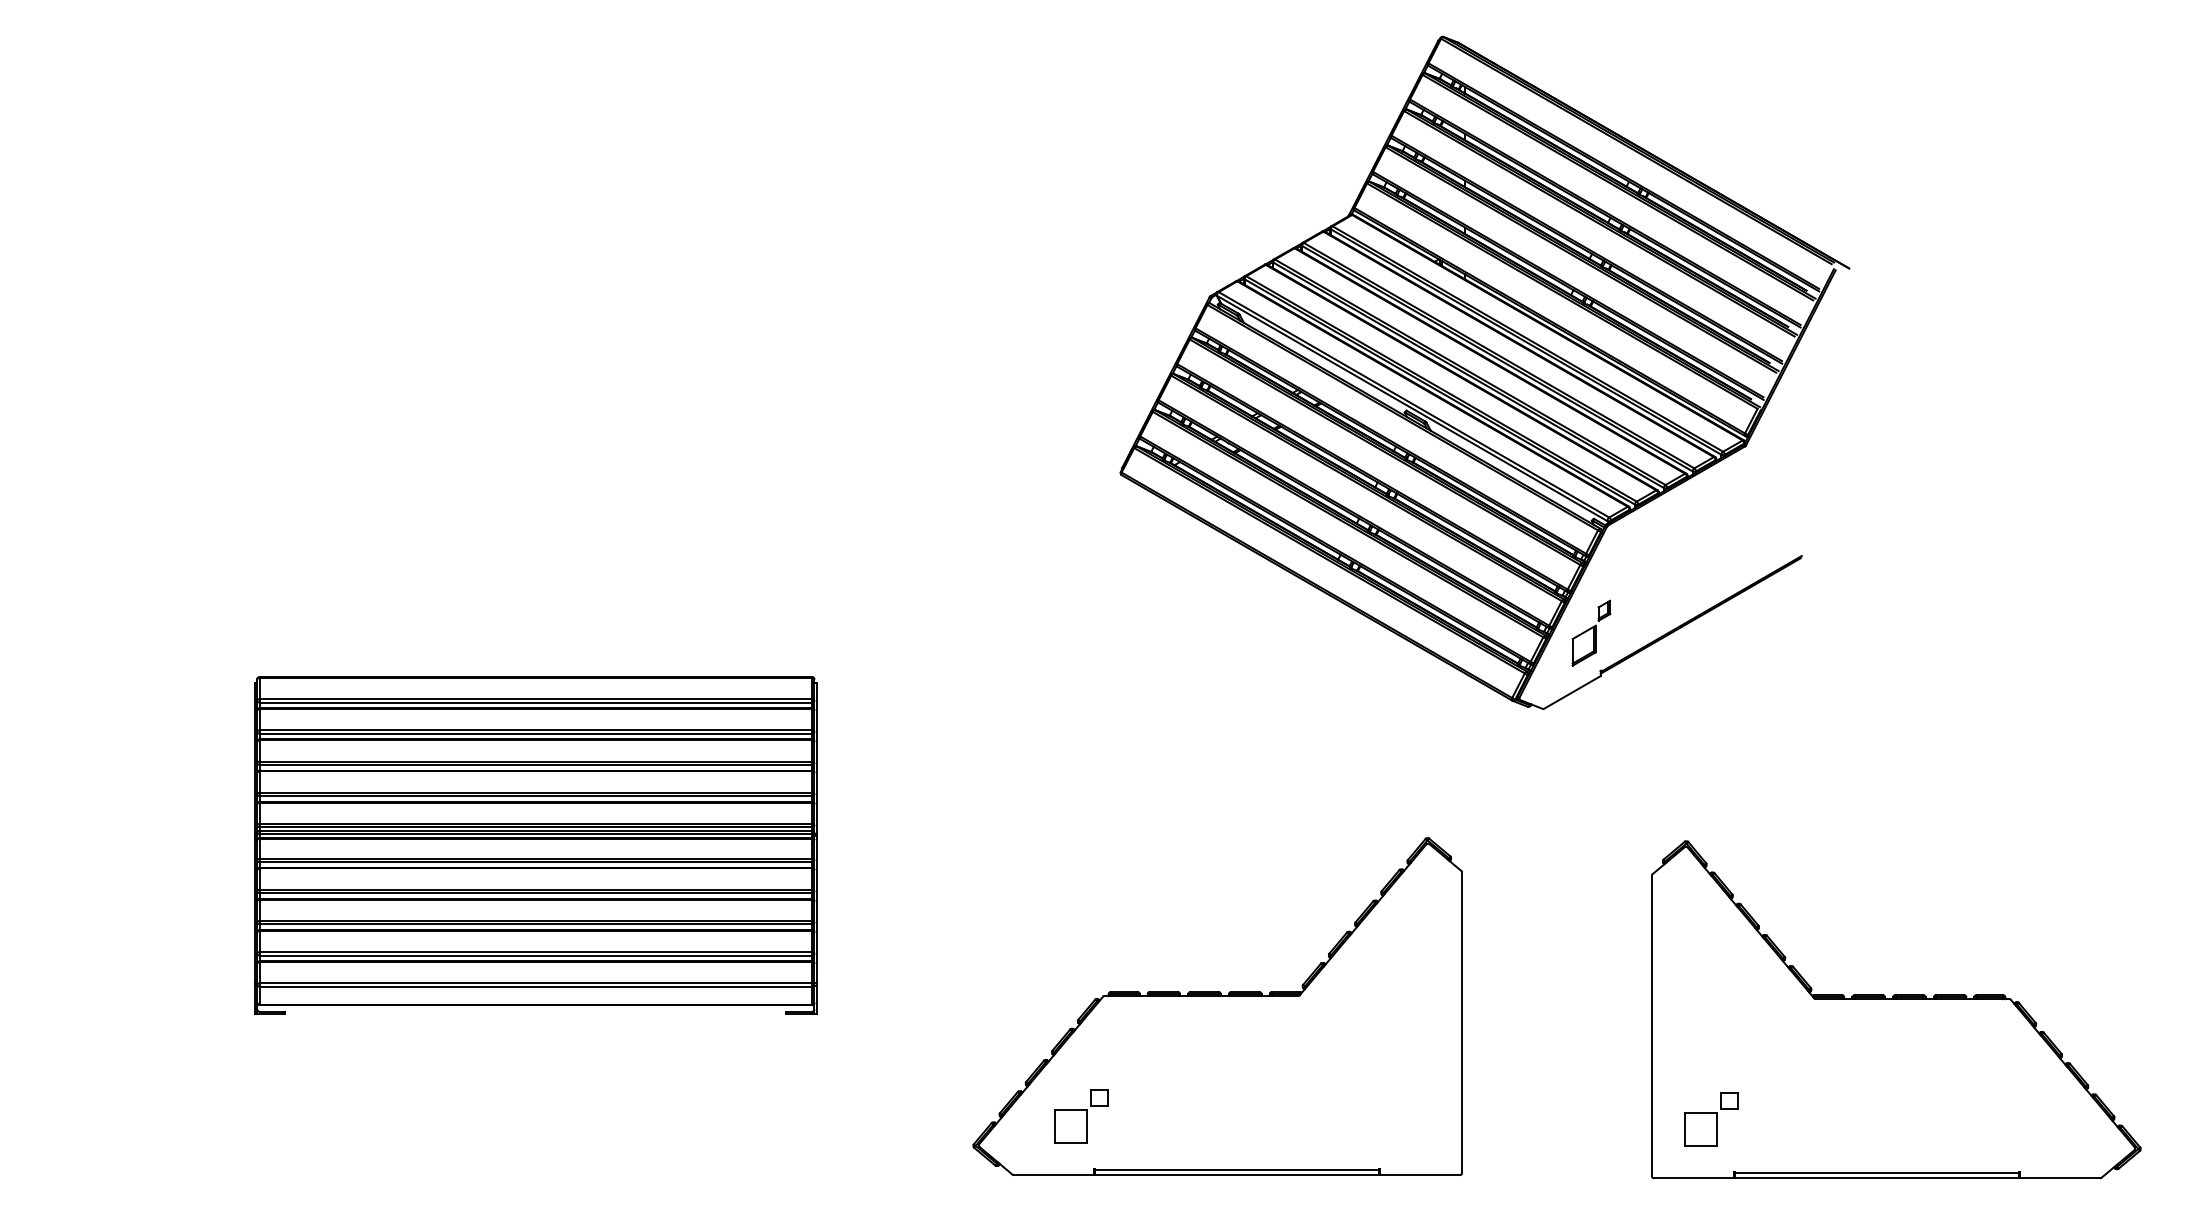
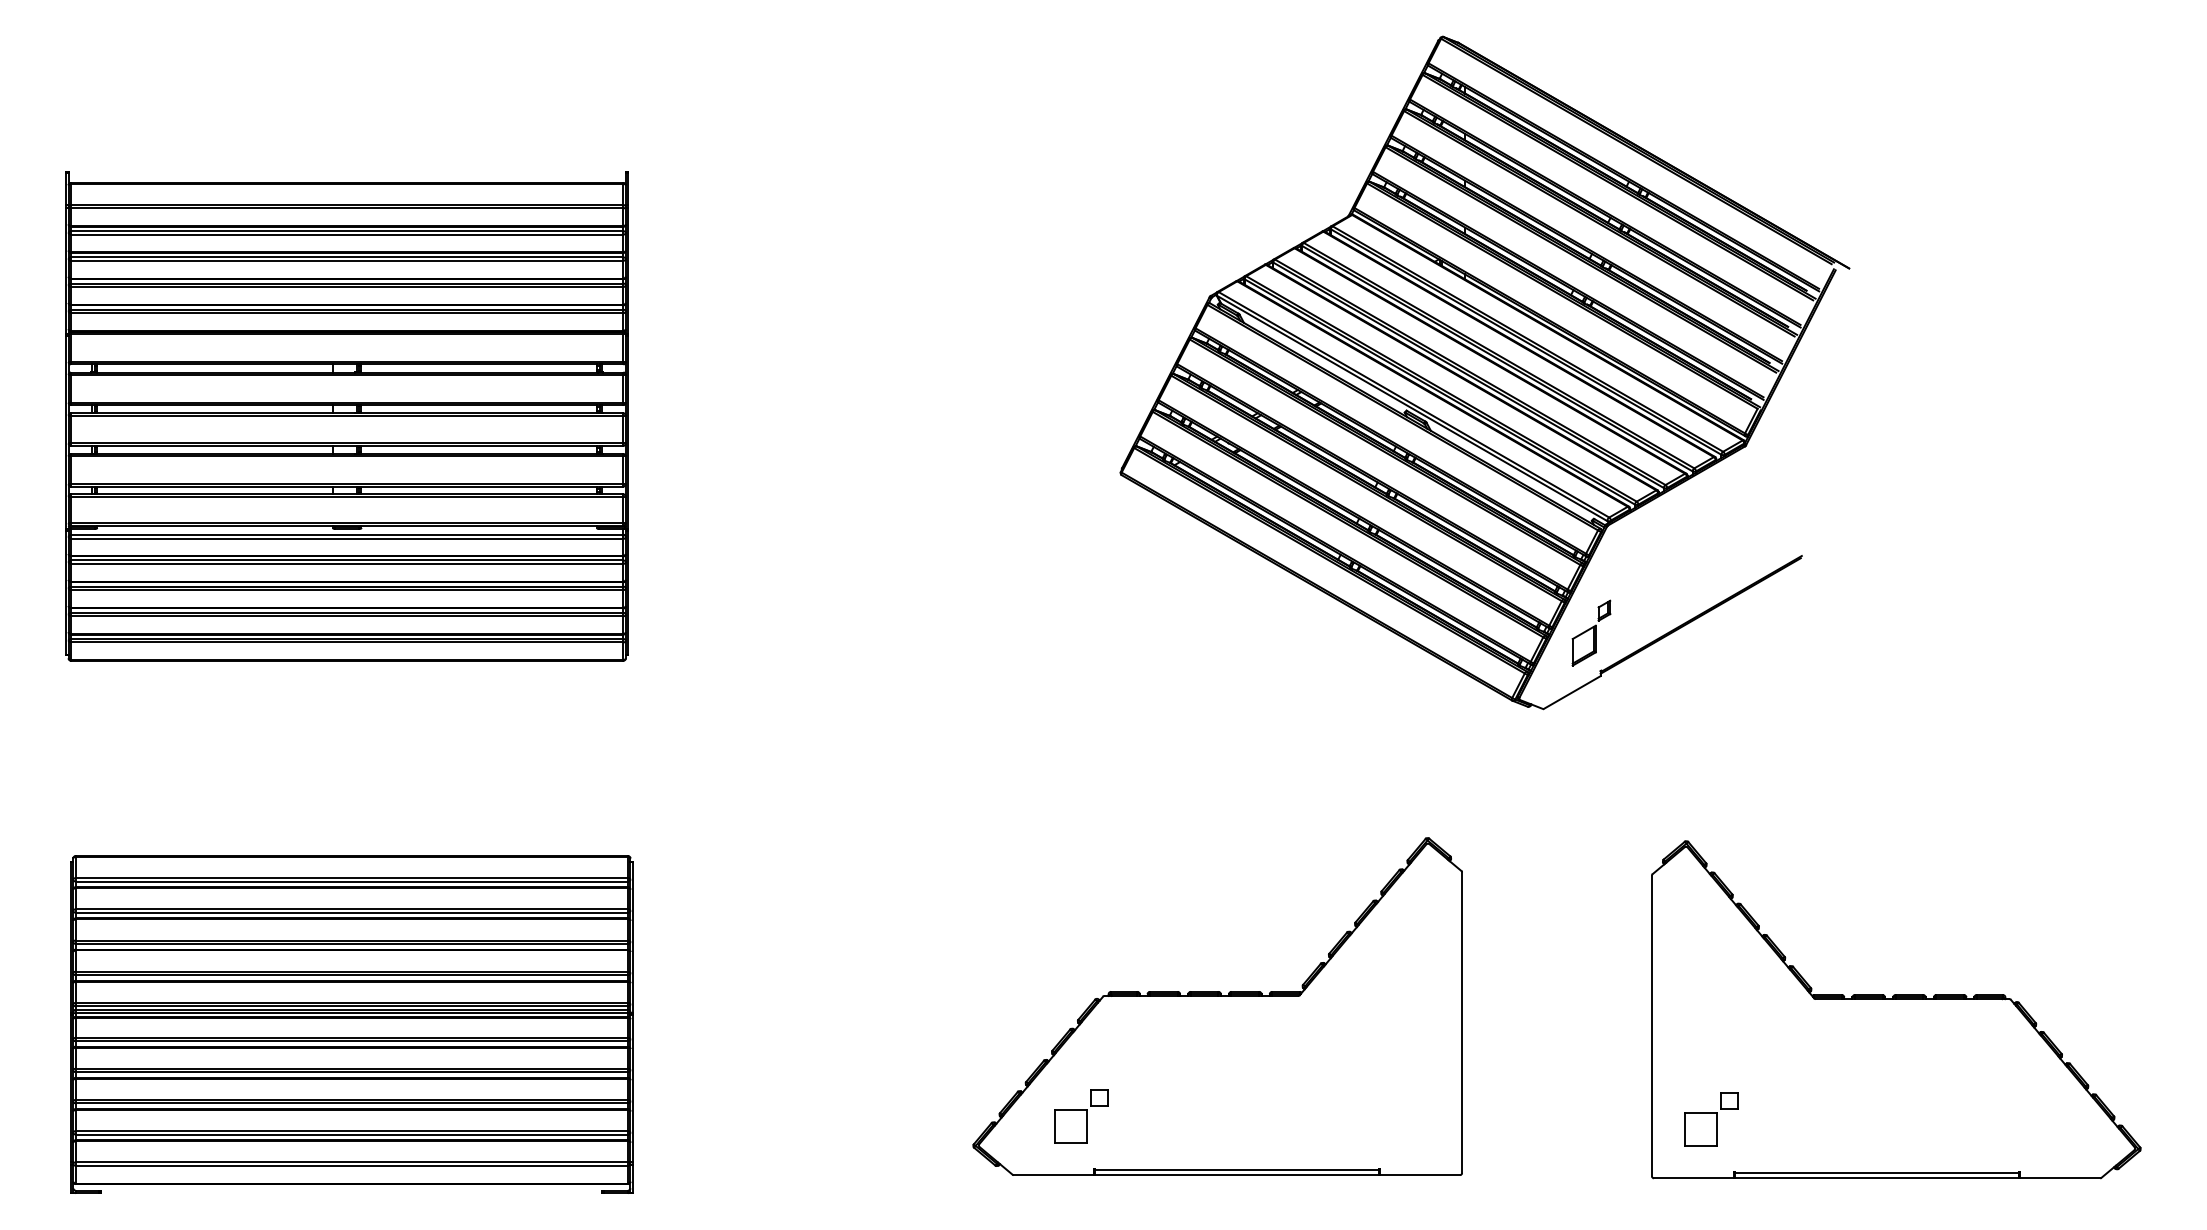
part: none -> present (346, 416)
part position: (535, 845) -> (351, 1024) (351, 1024)
